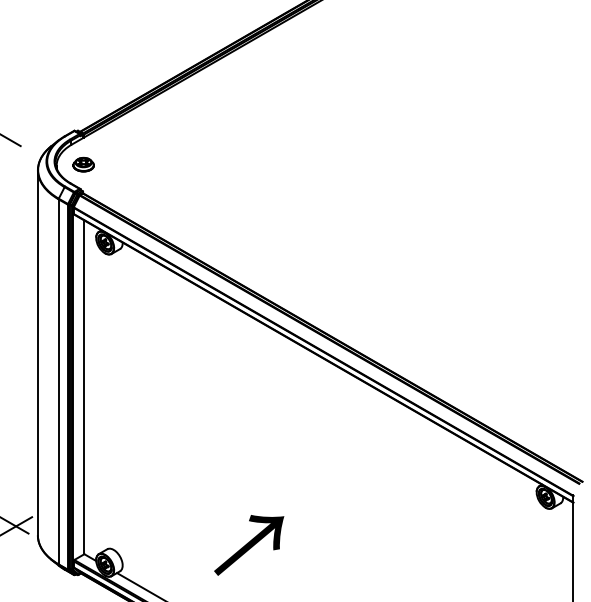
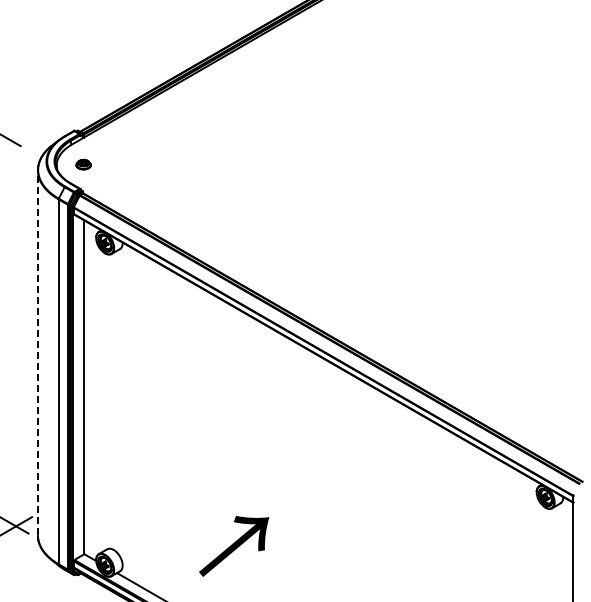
part size: 23x17 px -> 17x13 px (83, 164)
line: solid -> dashed (37, 352)
text position: (249, 545) -> (234, 546) (234, 546)
